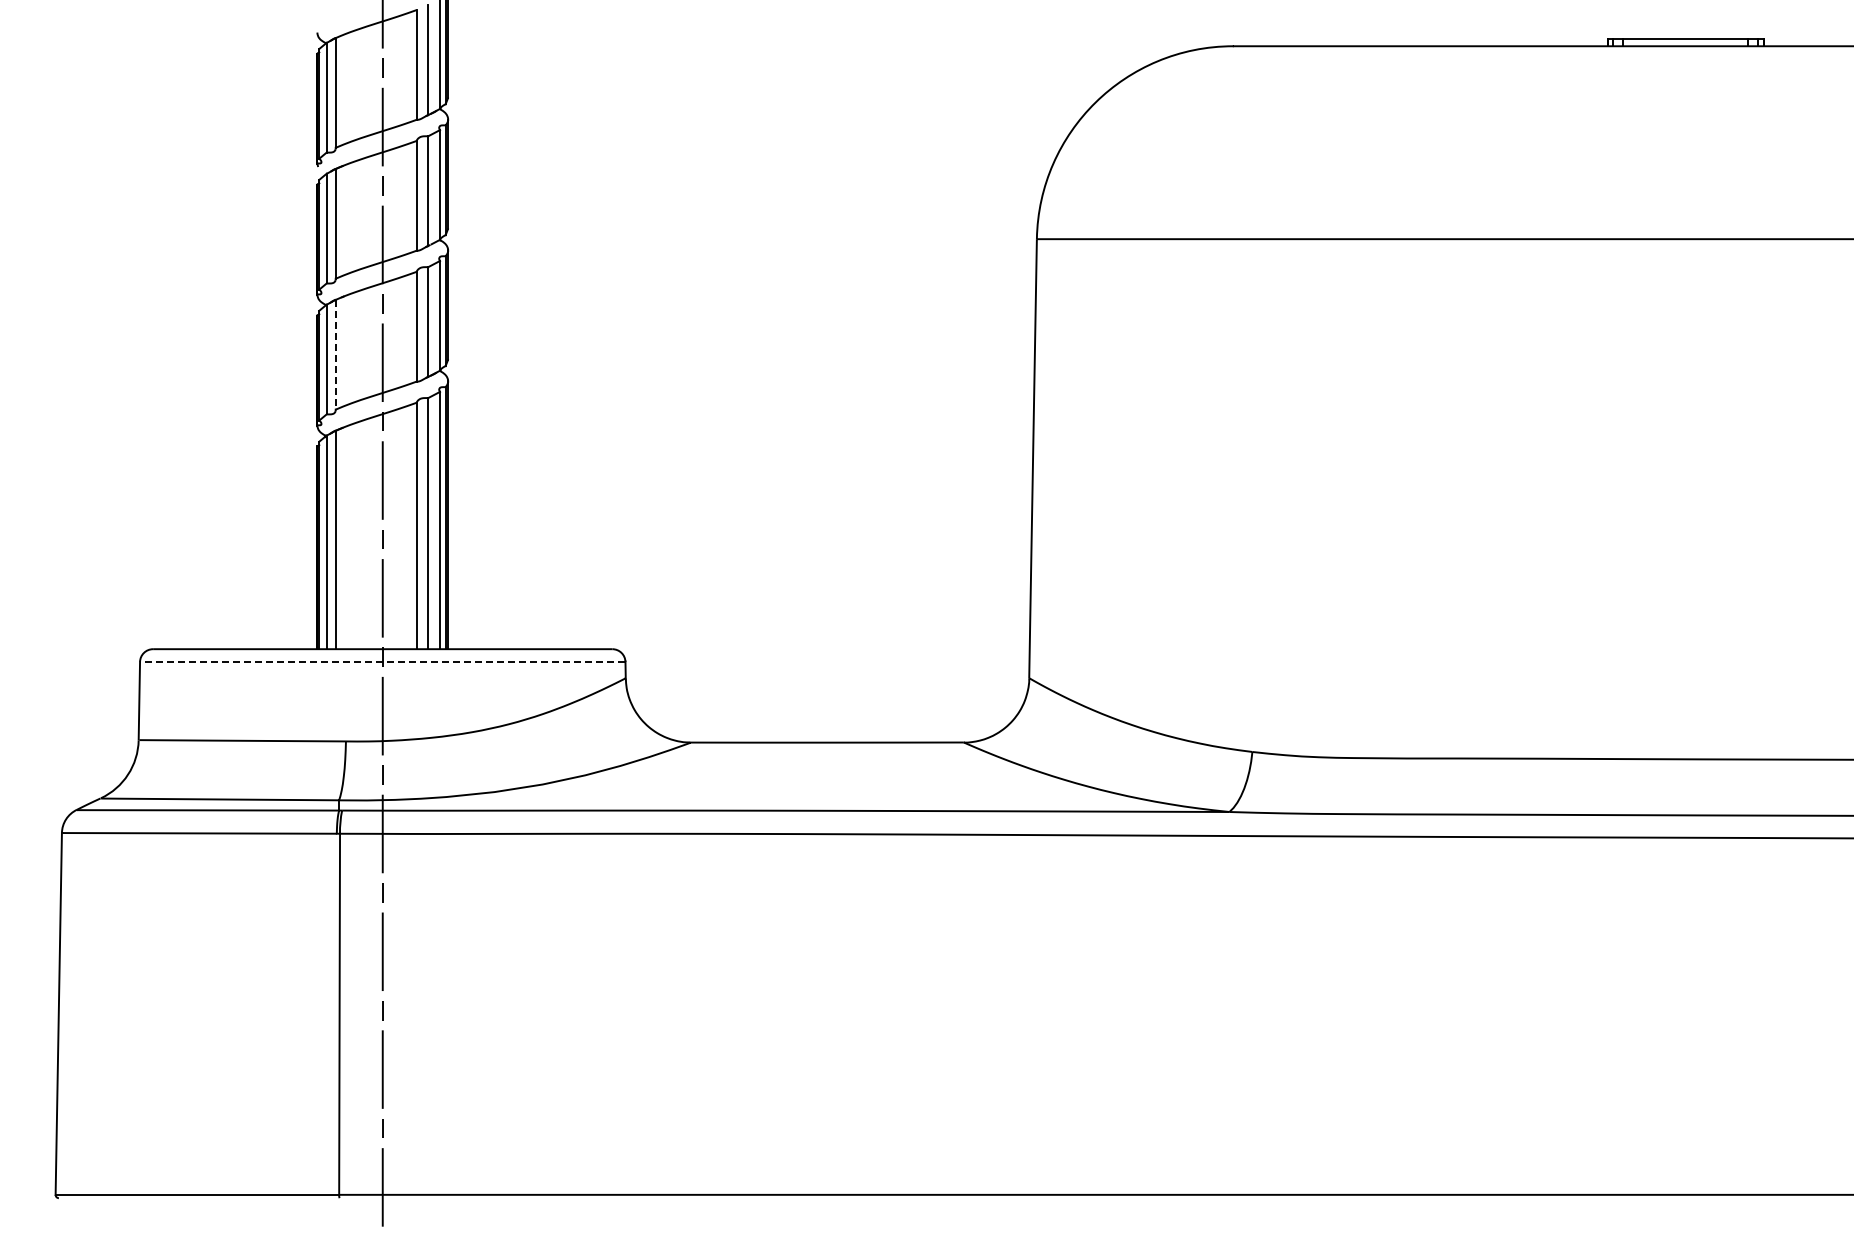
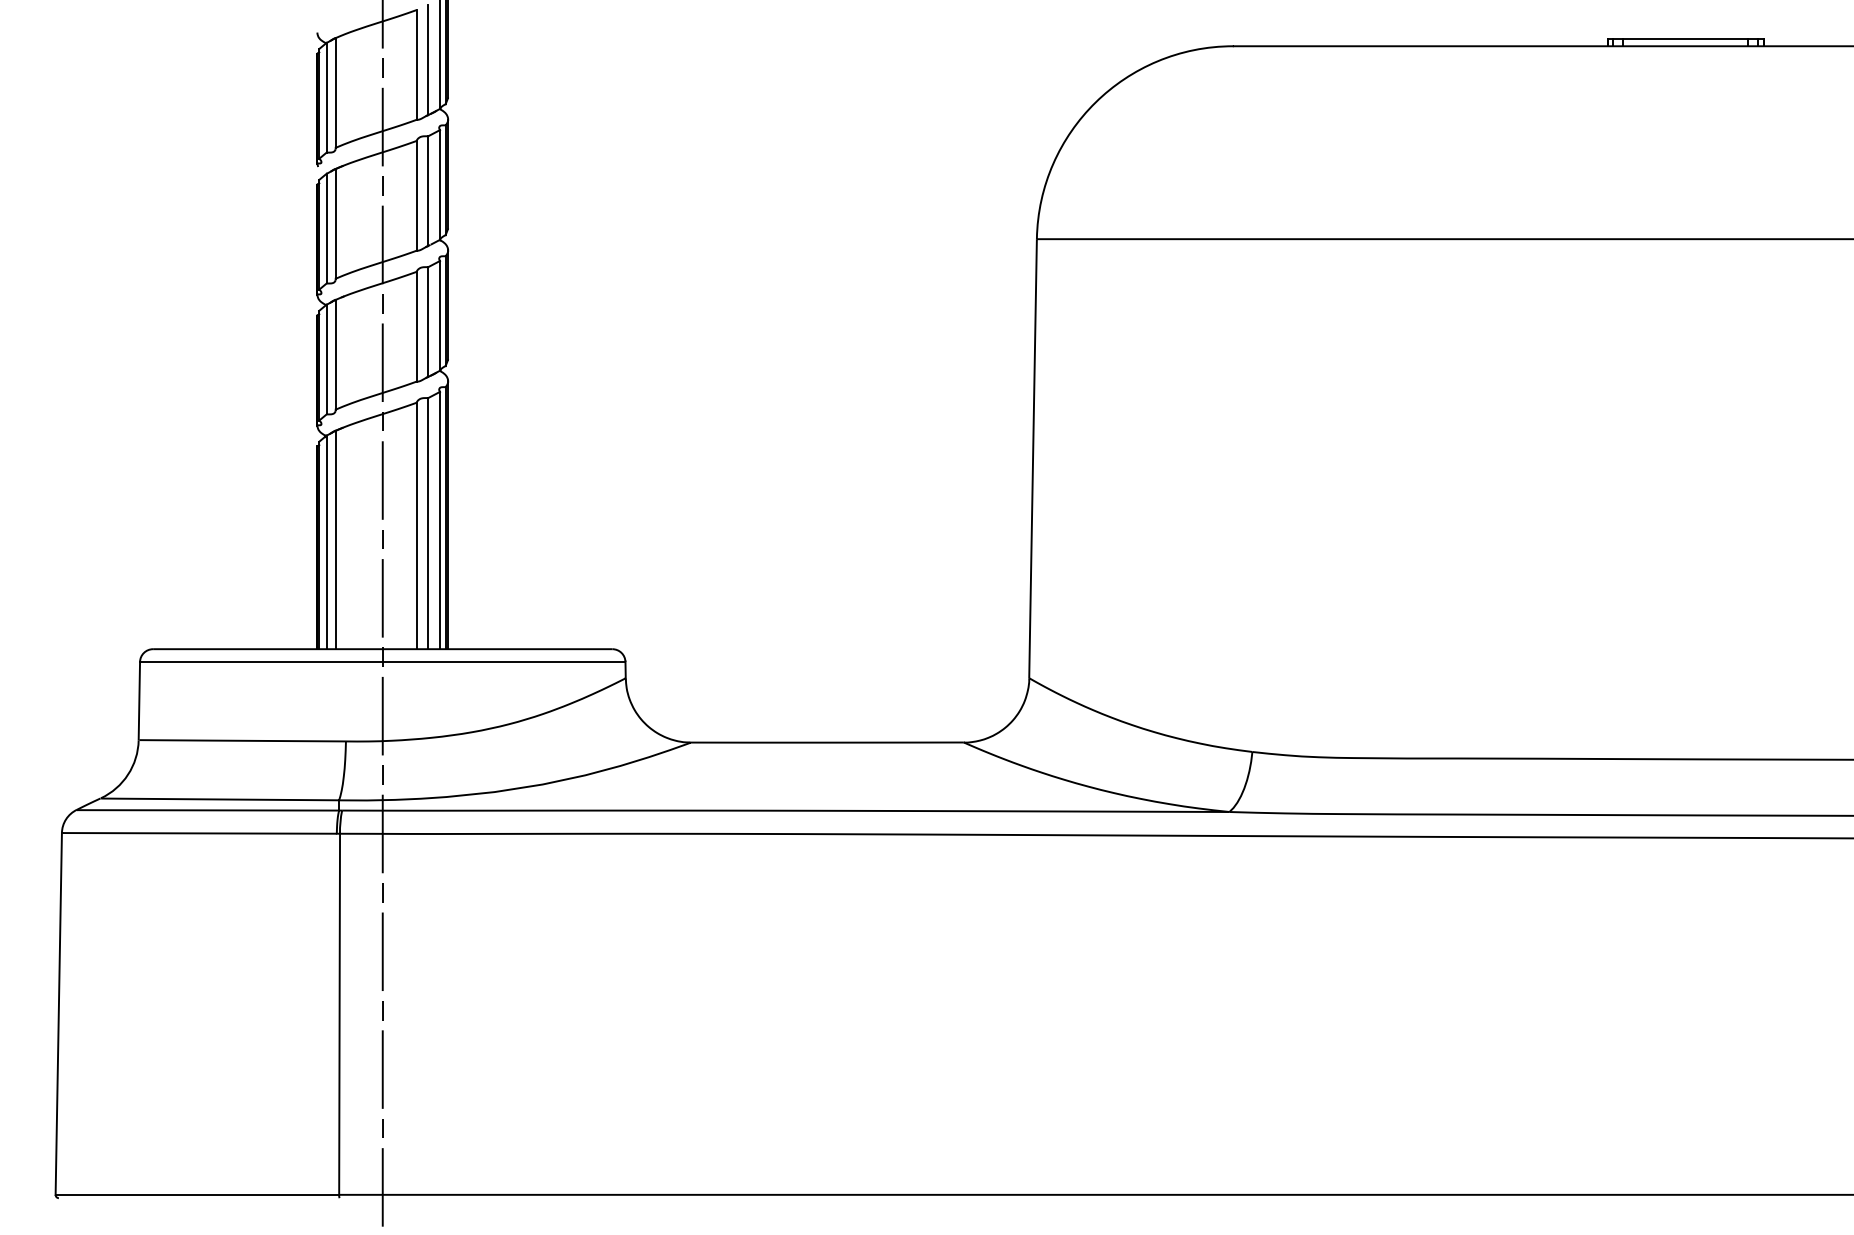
line: dashed -> solid (335, 354)
line: dashed -> solid (382, 662)
